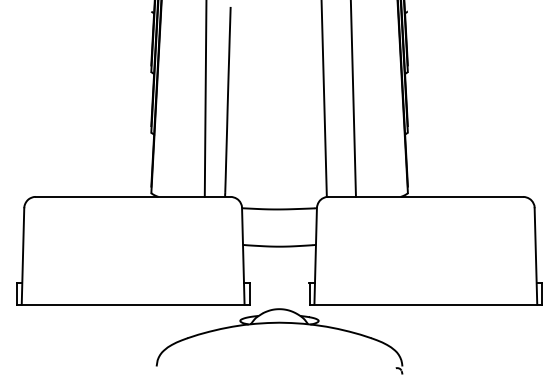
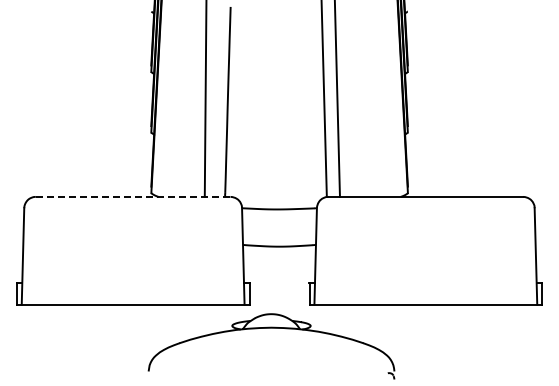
line position: (352, 99) -> (336, 99) (336, 99)
line: solid -> dashed (132, 196)
part position: (279, 323) -> (271, 328) (271, 328)
